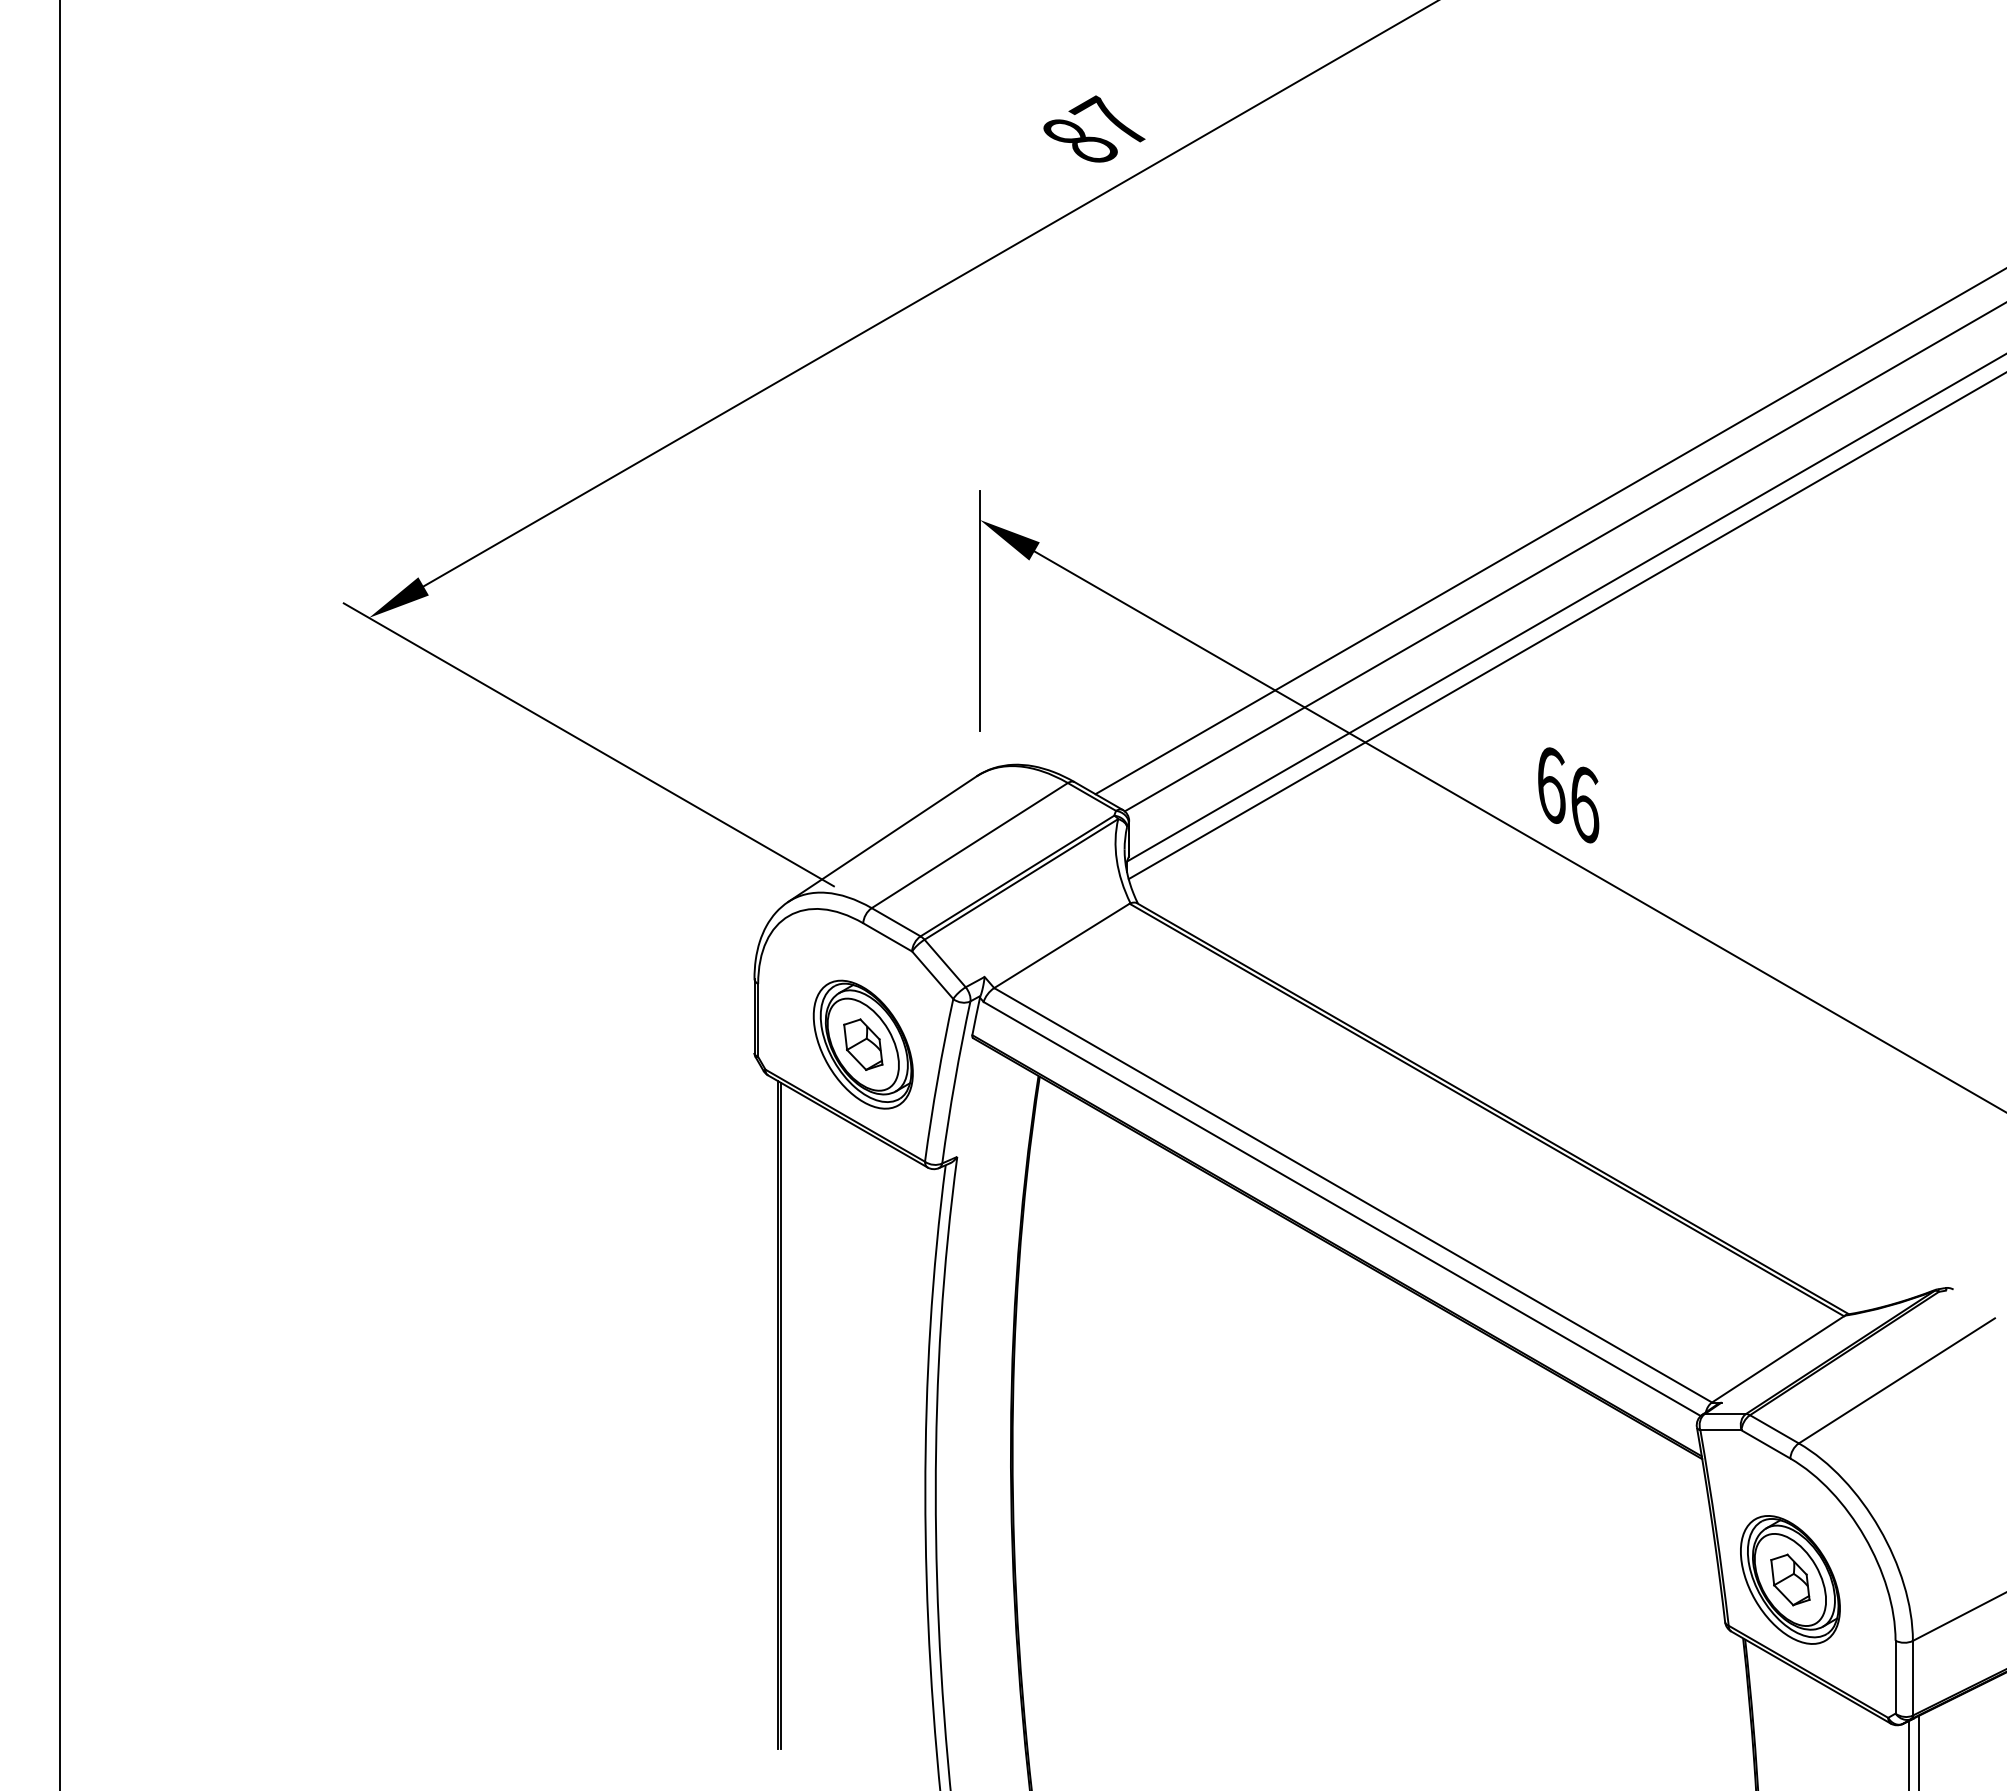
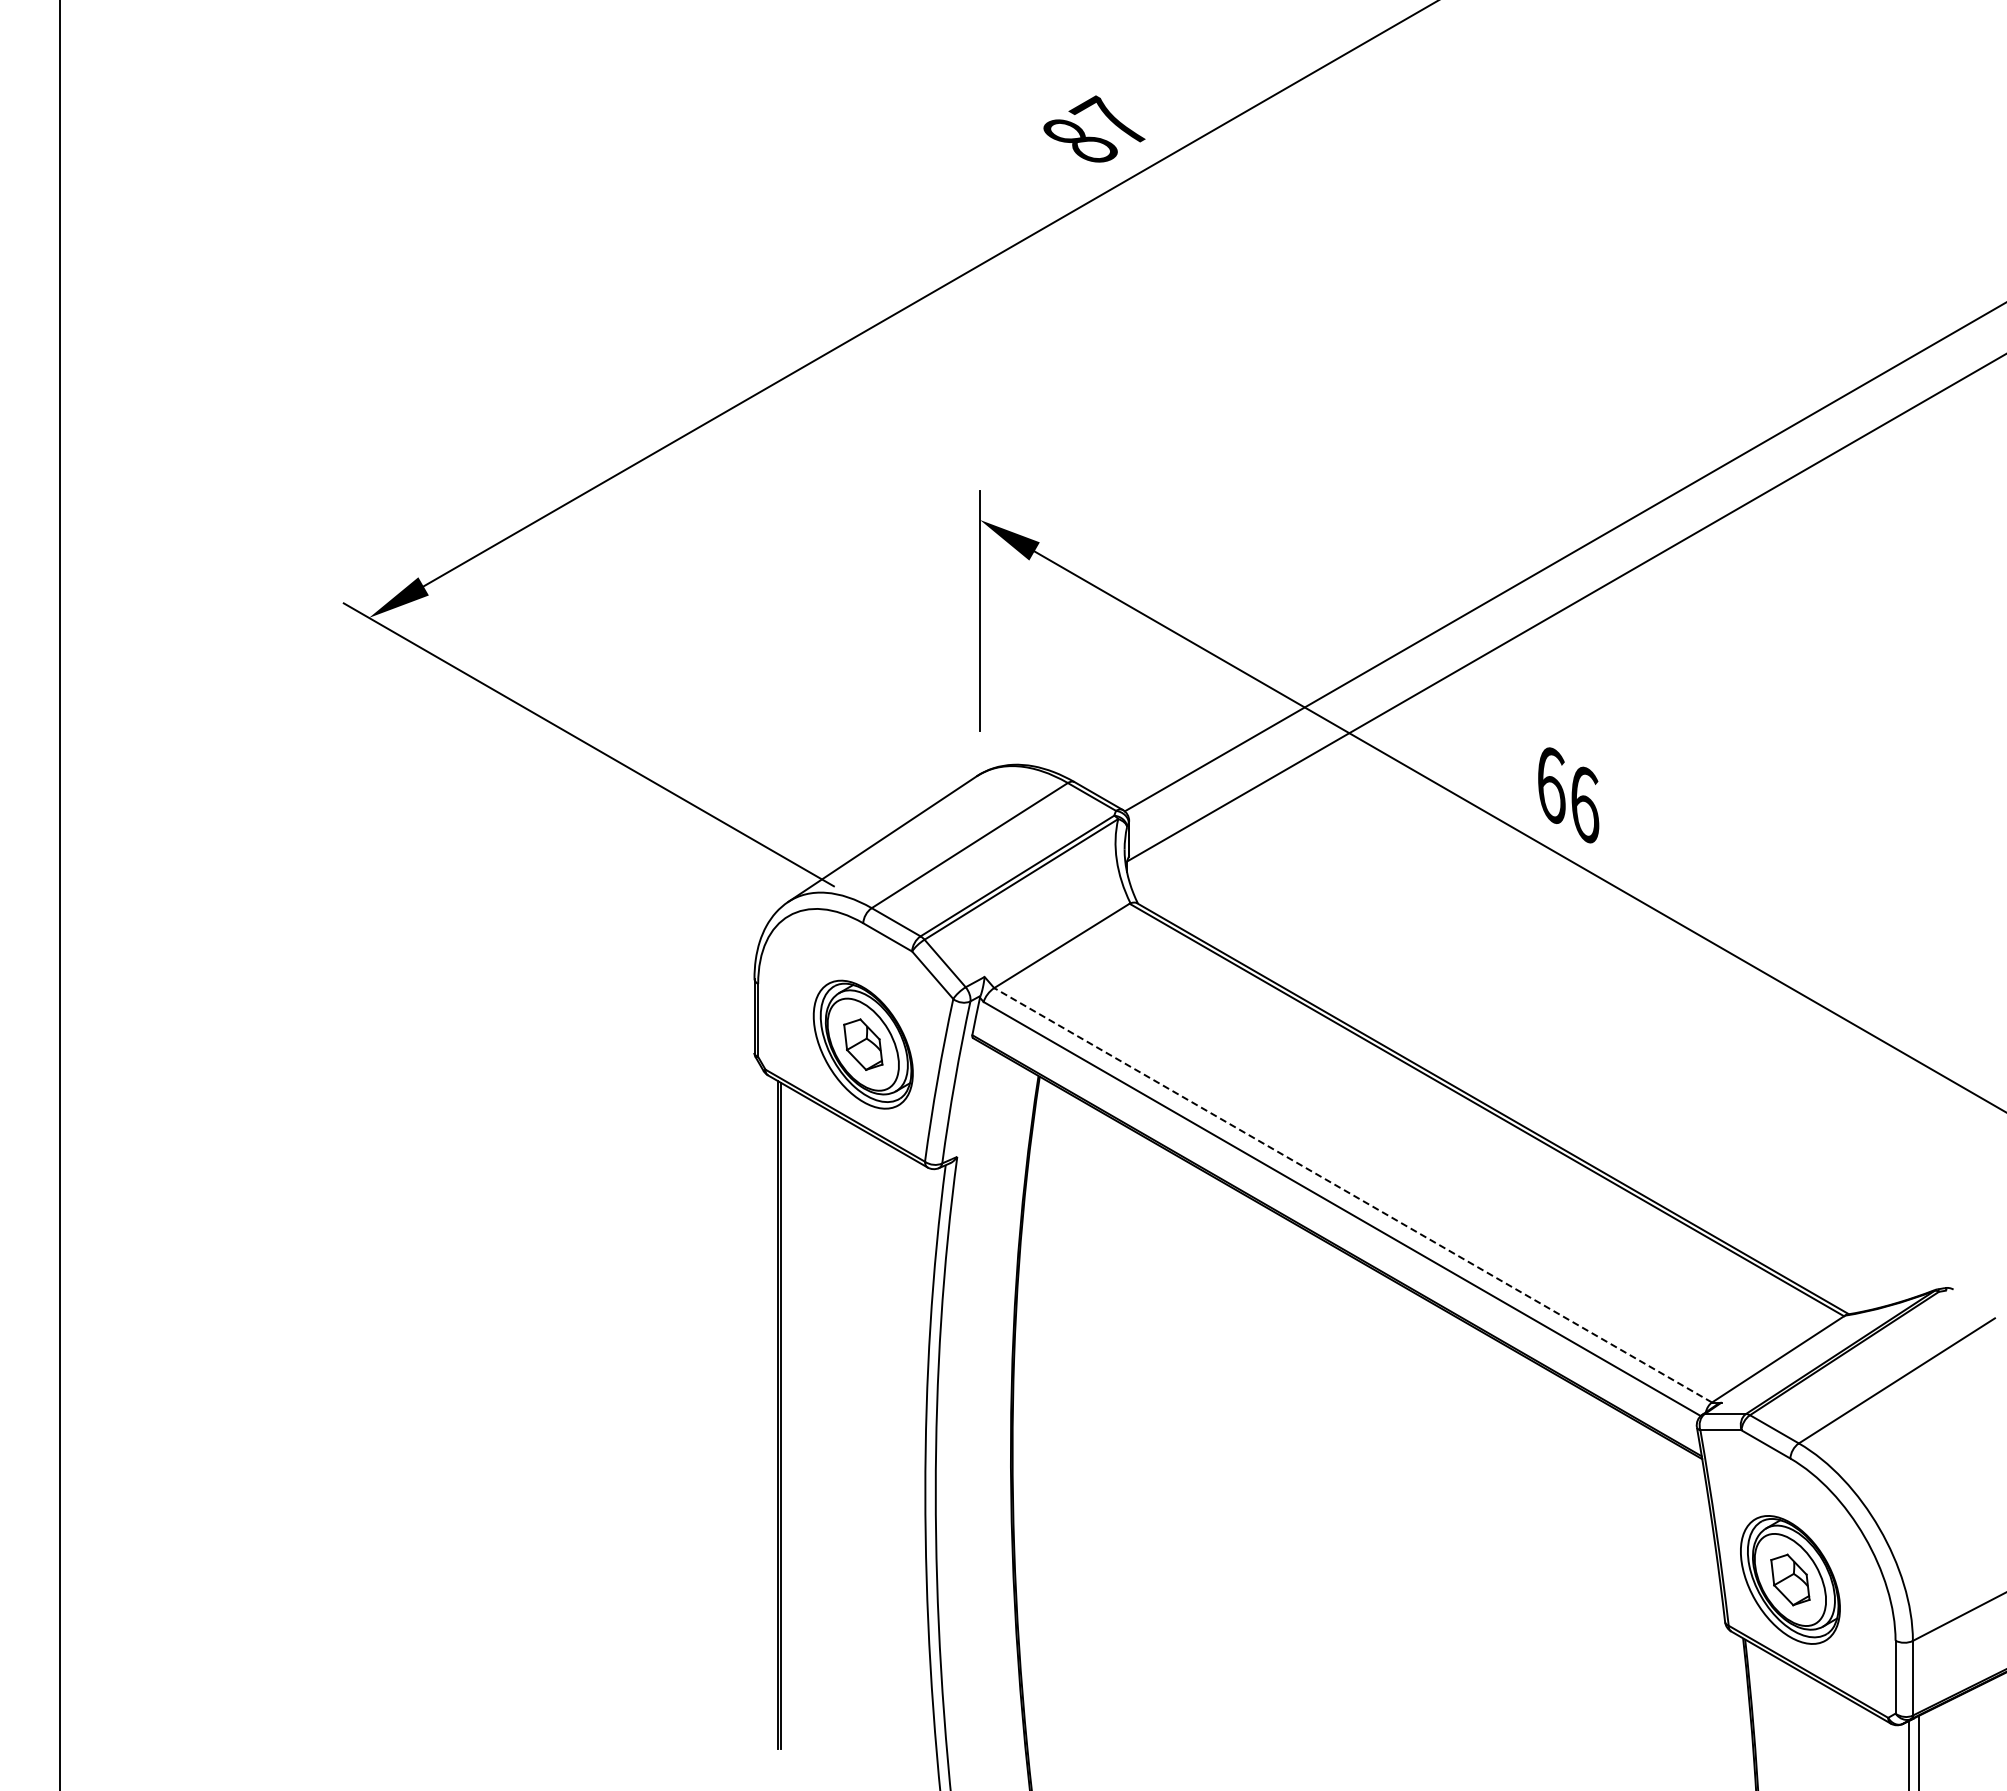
line: present -> none (1549, 531)
line: present -> none (1565, 626)
line: solid -> dashed (1352, 1195)
